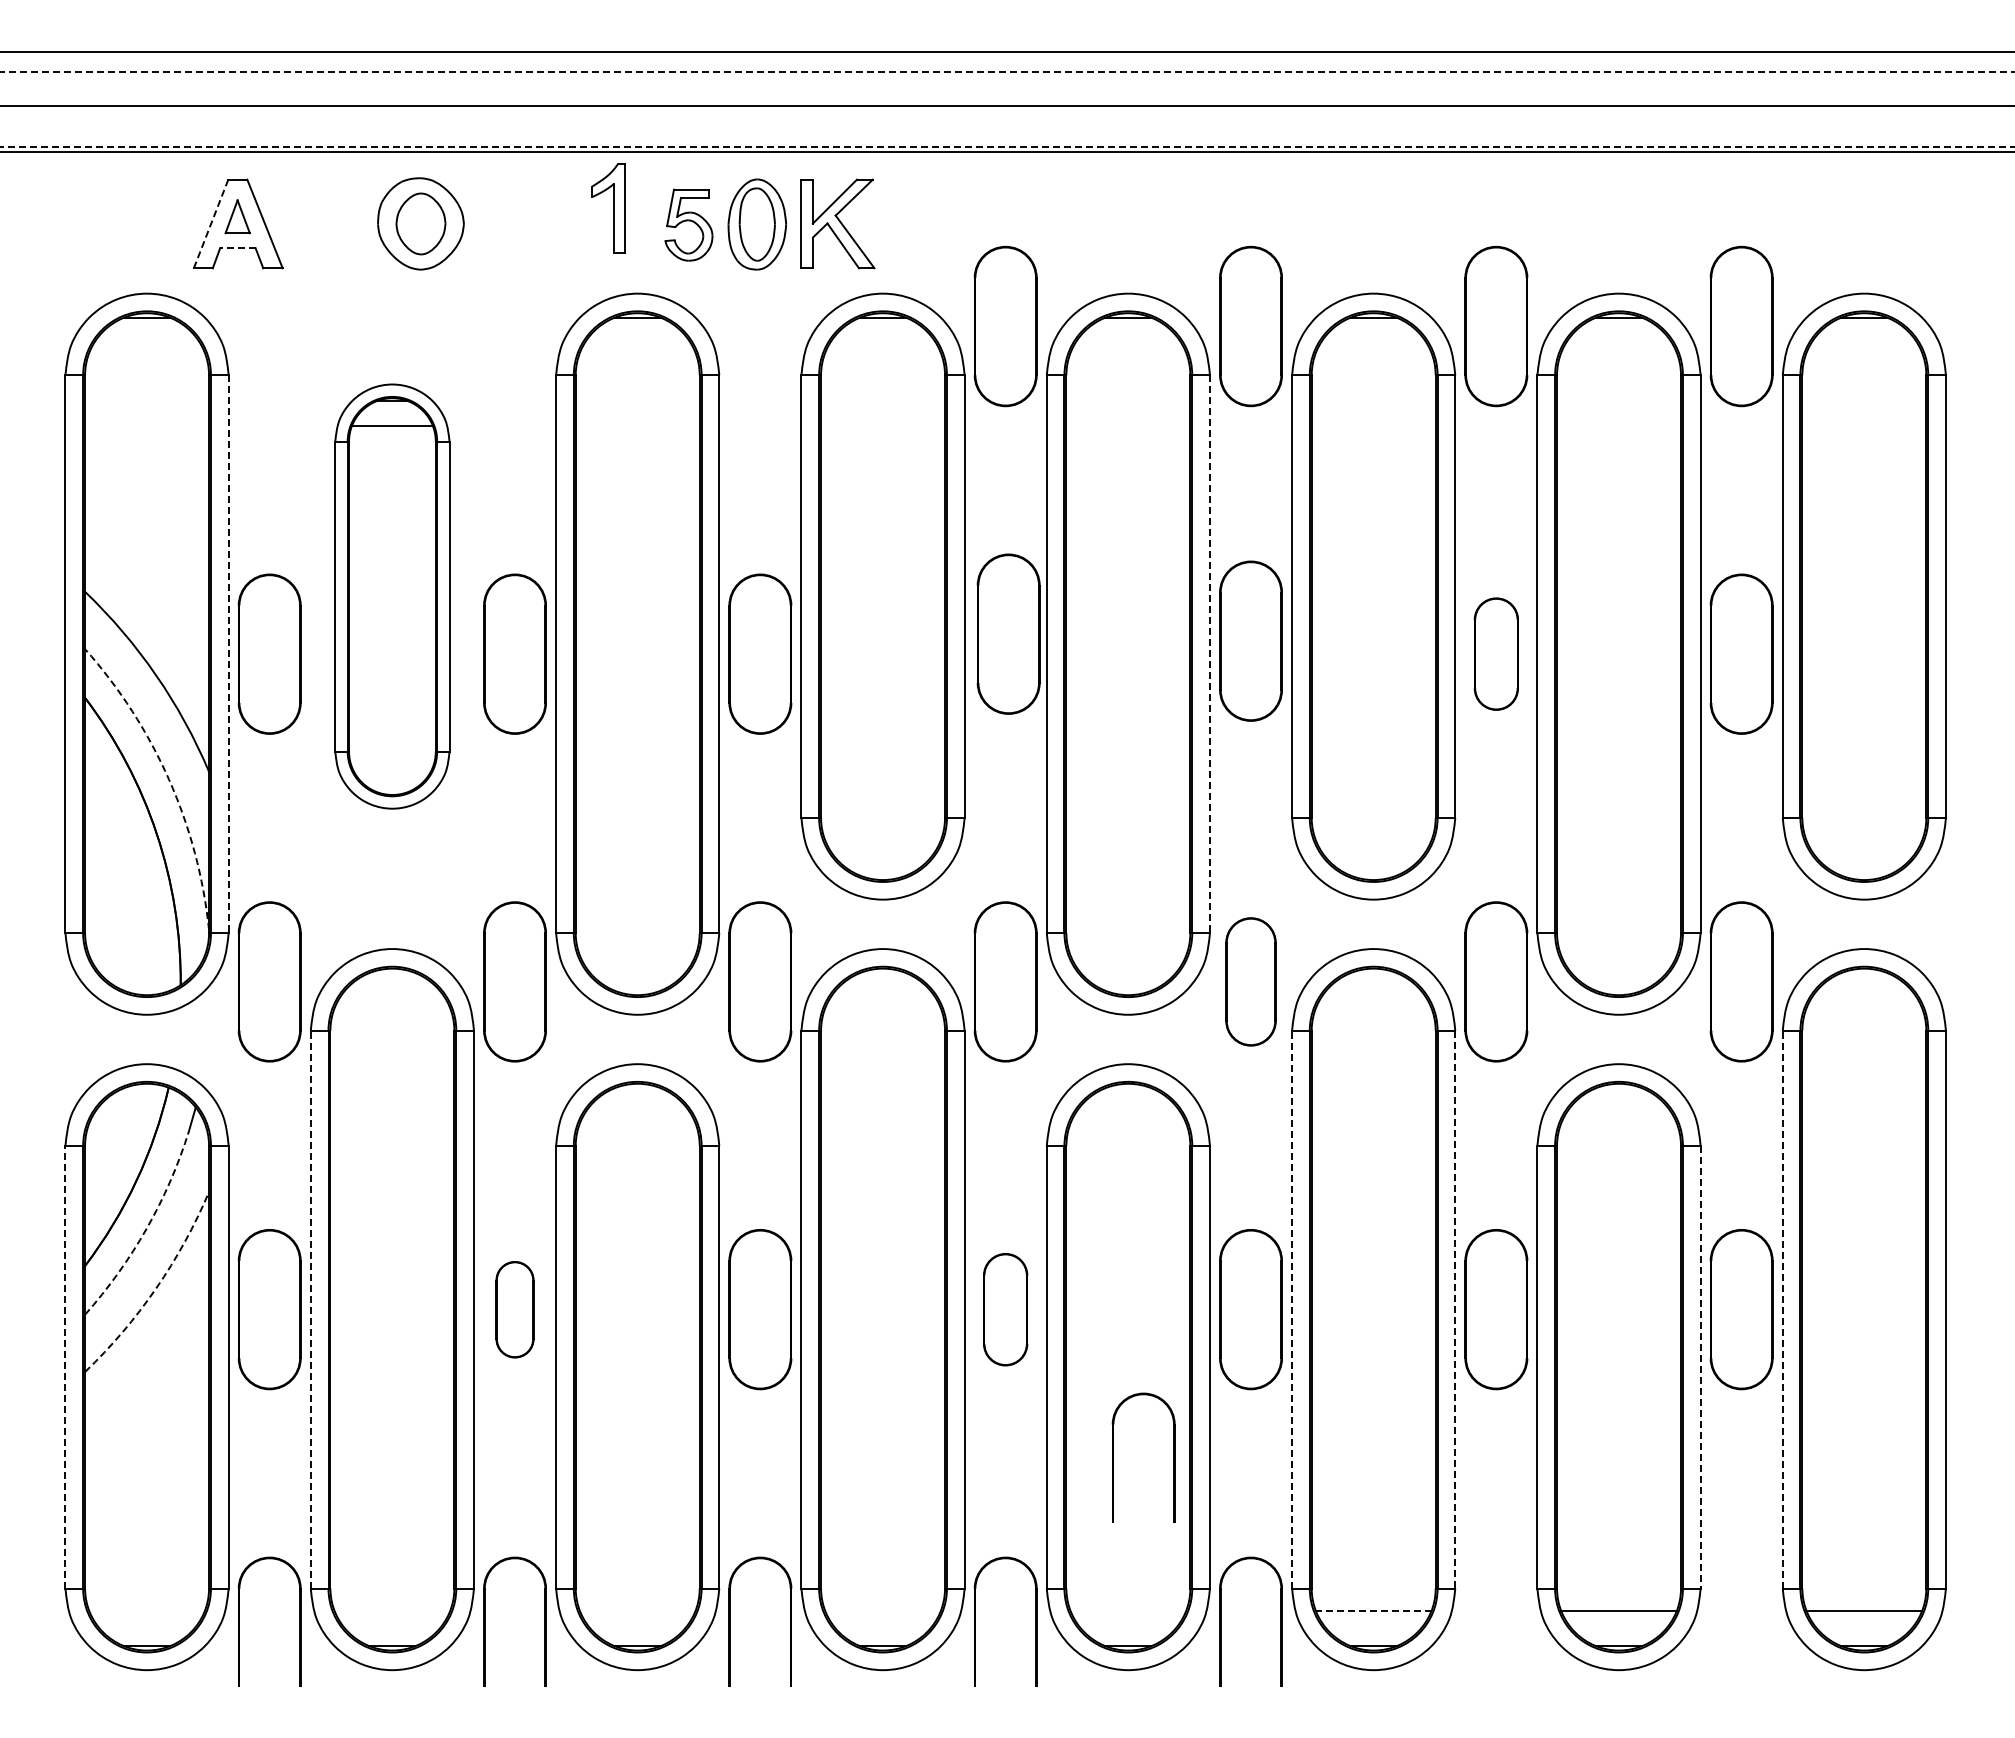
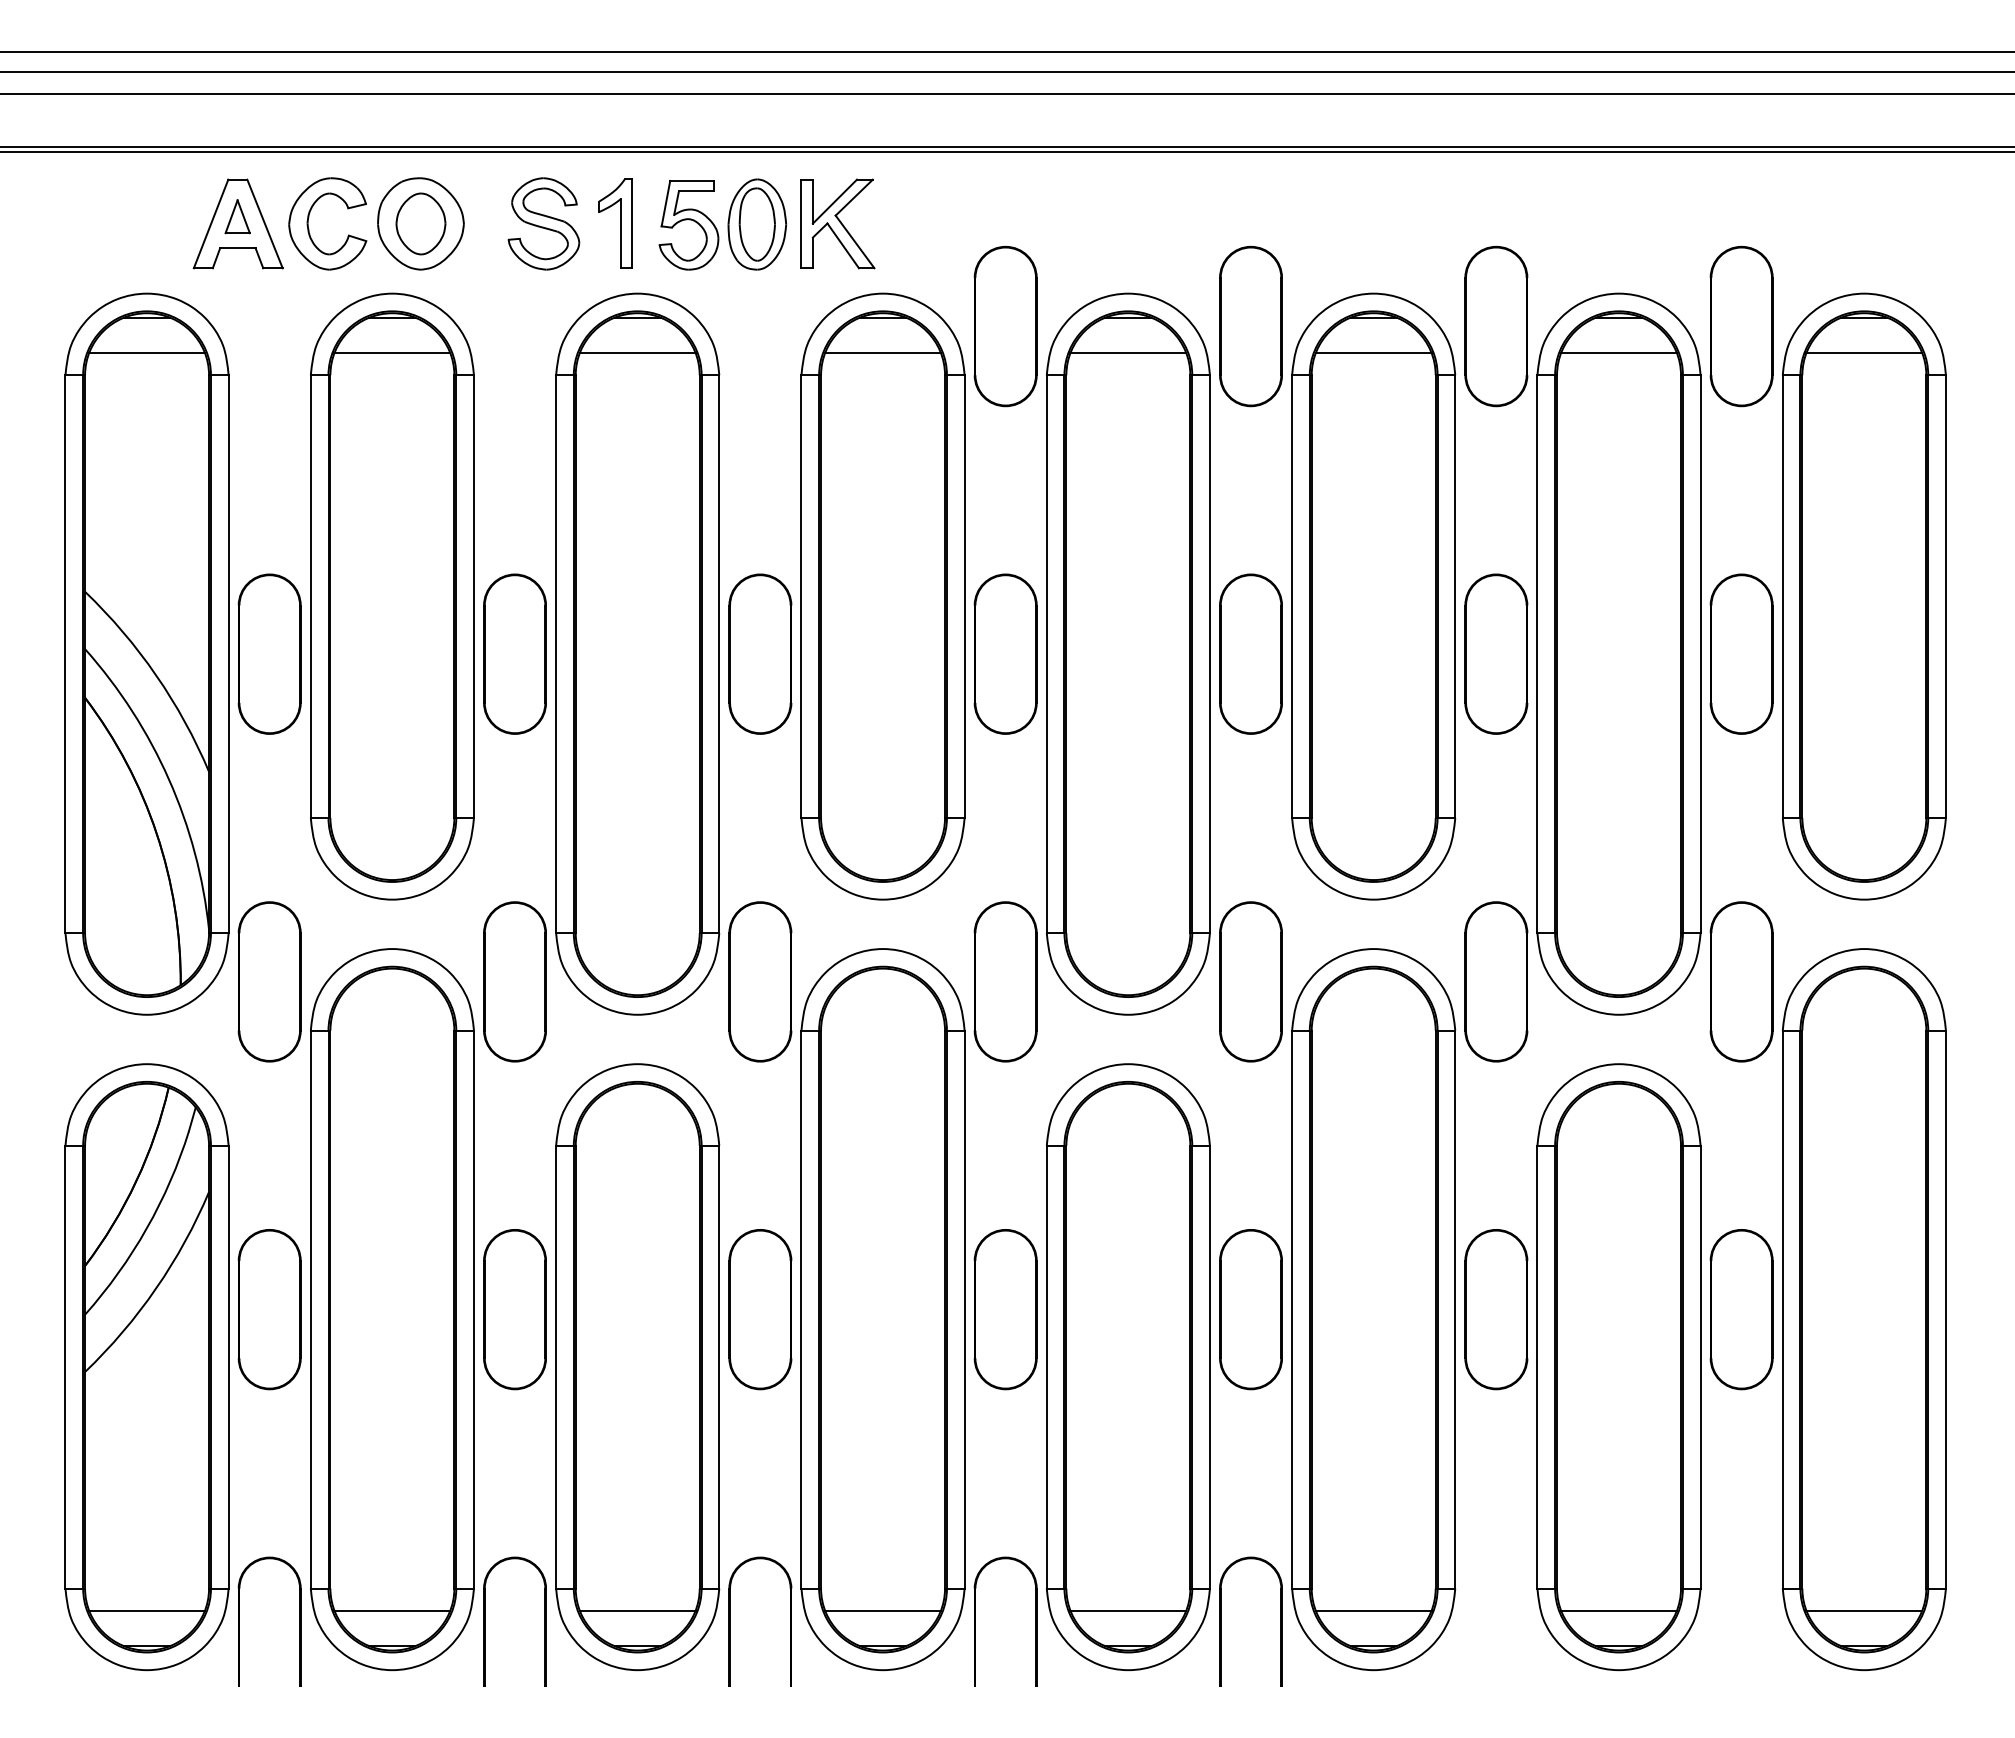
line: dashed -> solid (1007, 72)
line position: (1006, 106) -> (1006, 94) (1006, 94)
line: dashed -> solid (1007, 146)
part position: (608, 208) -> (615, 223) (615, 223)
line: dashed -> solid (211, 223)
part: none -> present (543, 223)
part size: 50x74 px -> 62x92 px (688, 224)
part: none -> present (309, 228)
line: dashed -> solid (237, 248)
line: none -> present (146, 353)
line: none -> present (637, 353)
line: none -> present (882, 353)
line: none -> present (1128, 353)
line: none -> present (1373, 353)
line: none -> present (1618, 353)
line: none -> present (1864, 353)
part size: 117x427 px -> 165x609 px (392, 596)
part position: (1008, 633) -> (1005, 653) (1005, 653)
part position: (1250, 640) -> (1250, 653) (1250, 653)
part size: 46x114 px -> 65x162 px (1496, 653)
line: dashed -> solid (228, 654)
line: dashed -> solid (1209, 654)
arc: dashed -> solid (169, 779)
part size: 52x130 px -> 64x162 px (1250, 981)
arc: dashed -> solid (146, 1228)
arc: dashed -> solid (156, 1288)
line: dashed -> solid (310, 1309)
part size: 40x98 px -> 64x162 px (514, 1309)
part size: 46x114 px -> 65x162 px (1005, 1309)
line: dashed -> solid (1292, 1309)
line: dashed -> solid (1455, 1309)
line: dashed -> solid (1782, 1309)
line: dashed -> solid (65, 1366)
line: dashed -> solid (1700, 1367)
part: present -> none (1113, 1457)
line: none -> present (146, 1610)
line: none -> present (392, 1610)
line: none -> present (637, 1610)
line: none -> present (882, 1610)
line: none -> present (1128, 1610)
line: dashed -> solid (1373, 1610)
